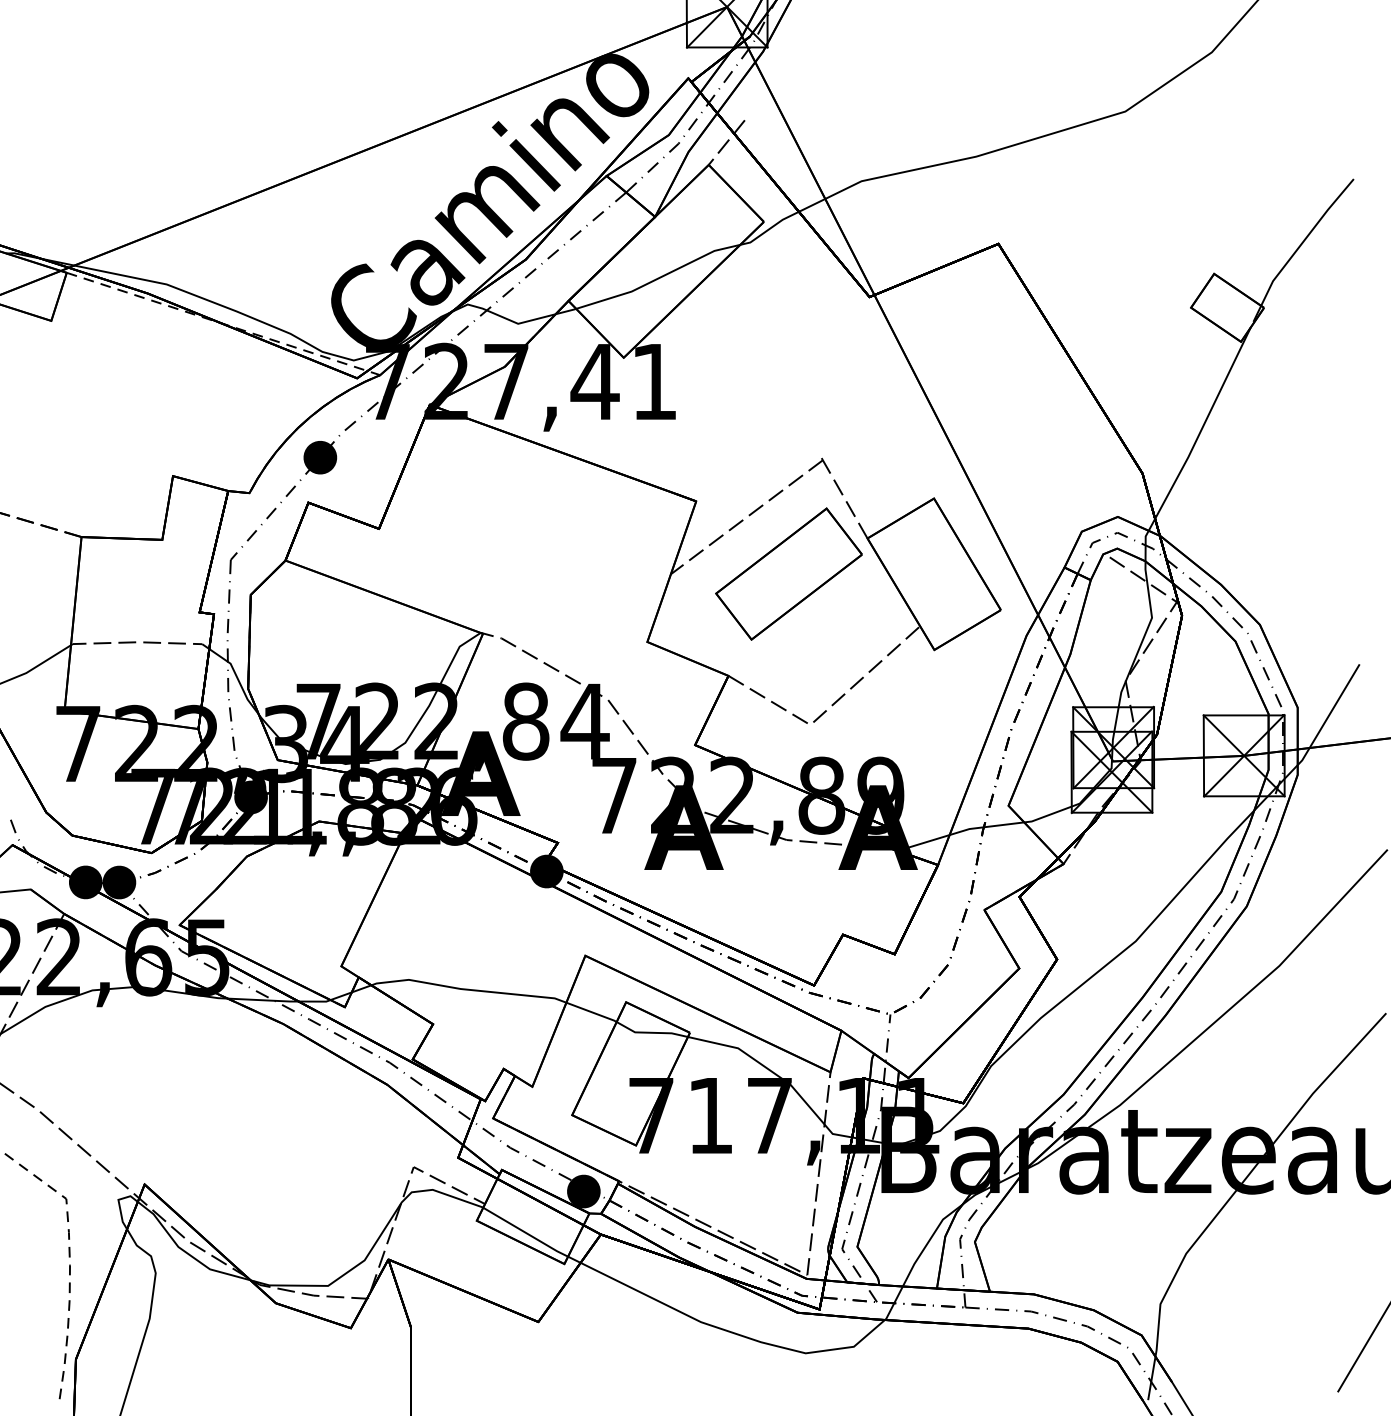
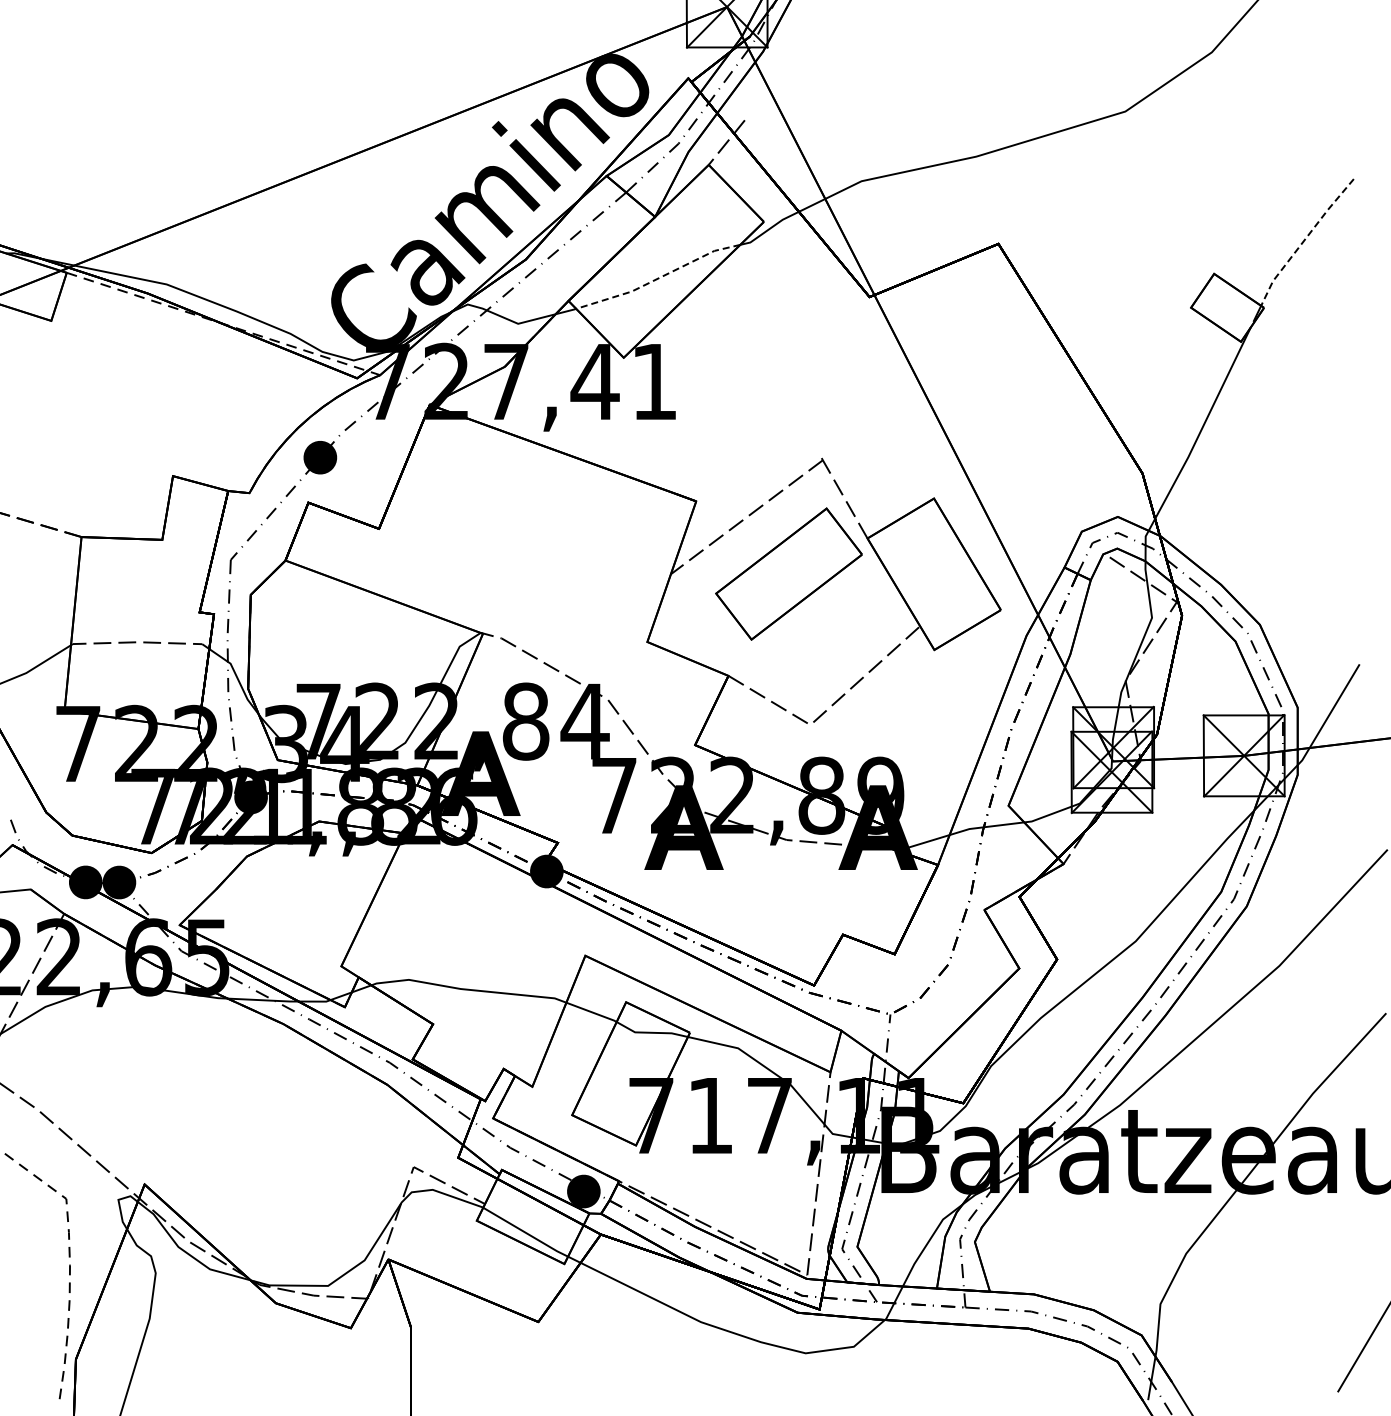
line: solid -> dashed (1304, 240)
line: solid -> dashed (658, 278)
